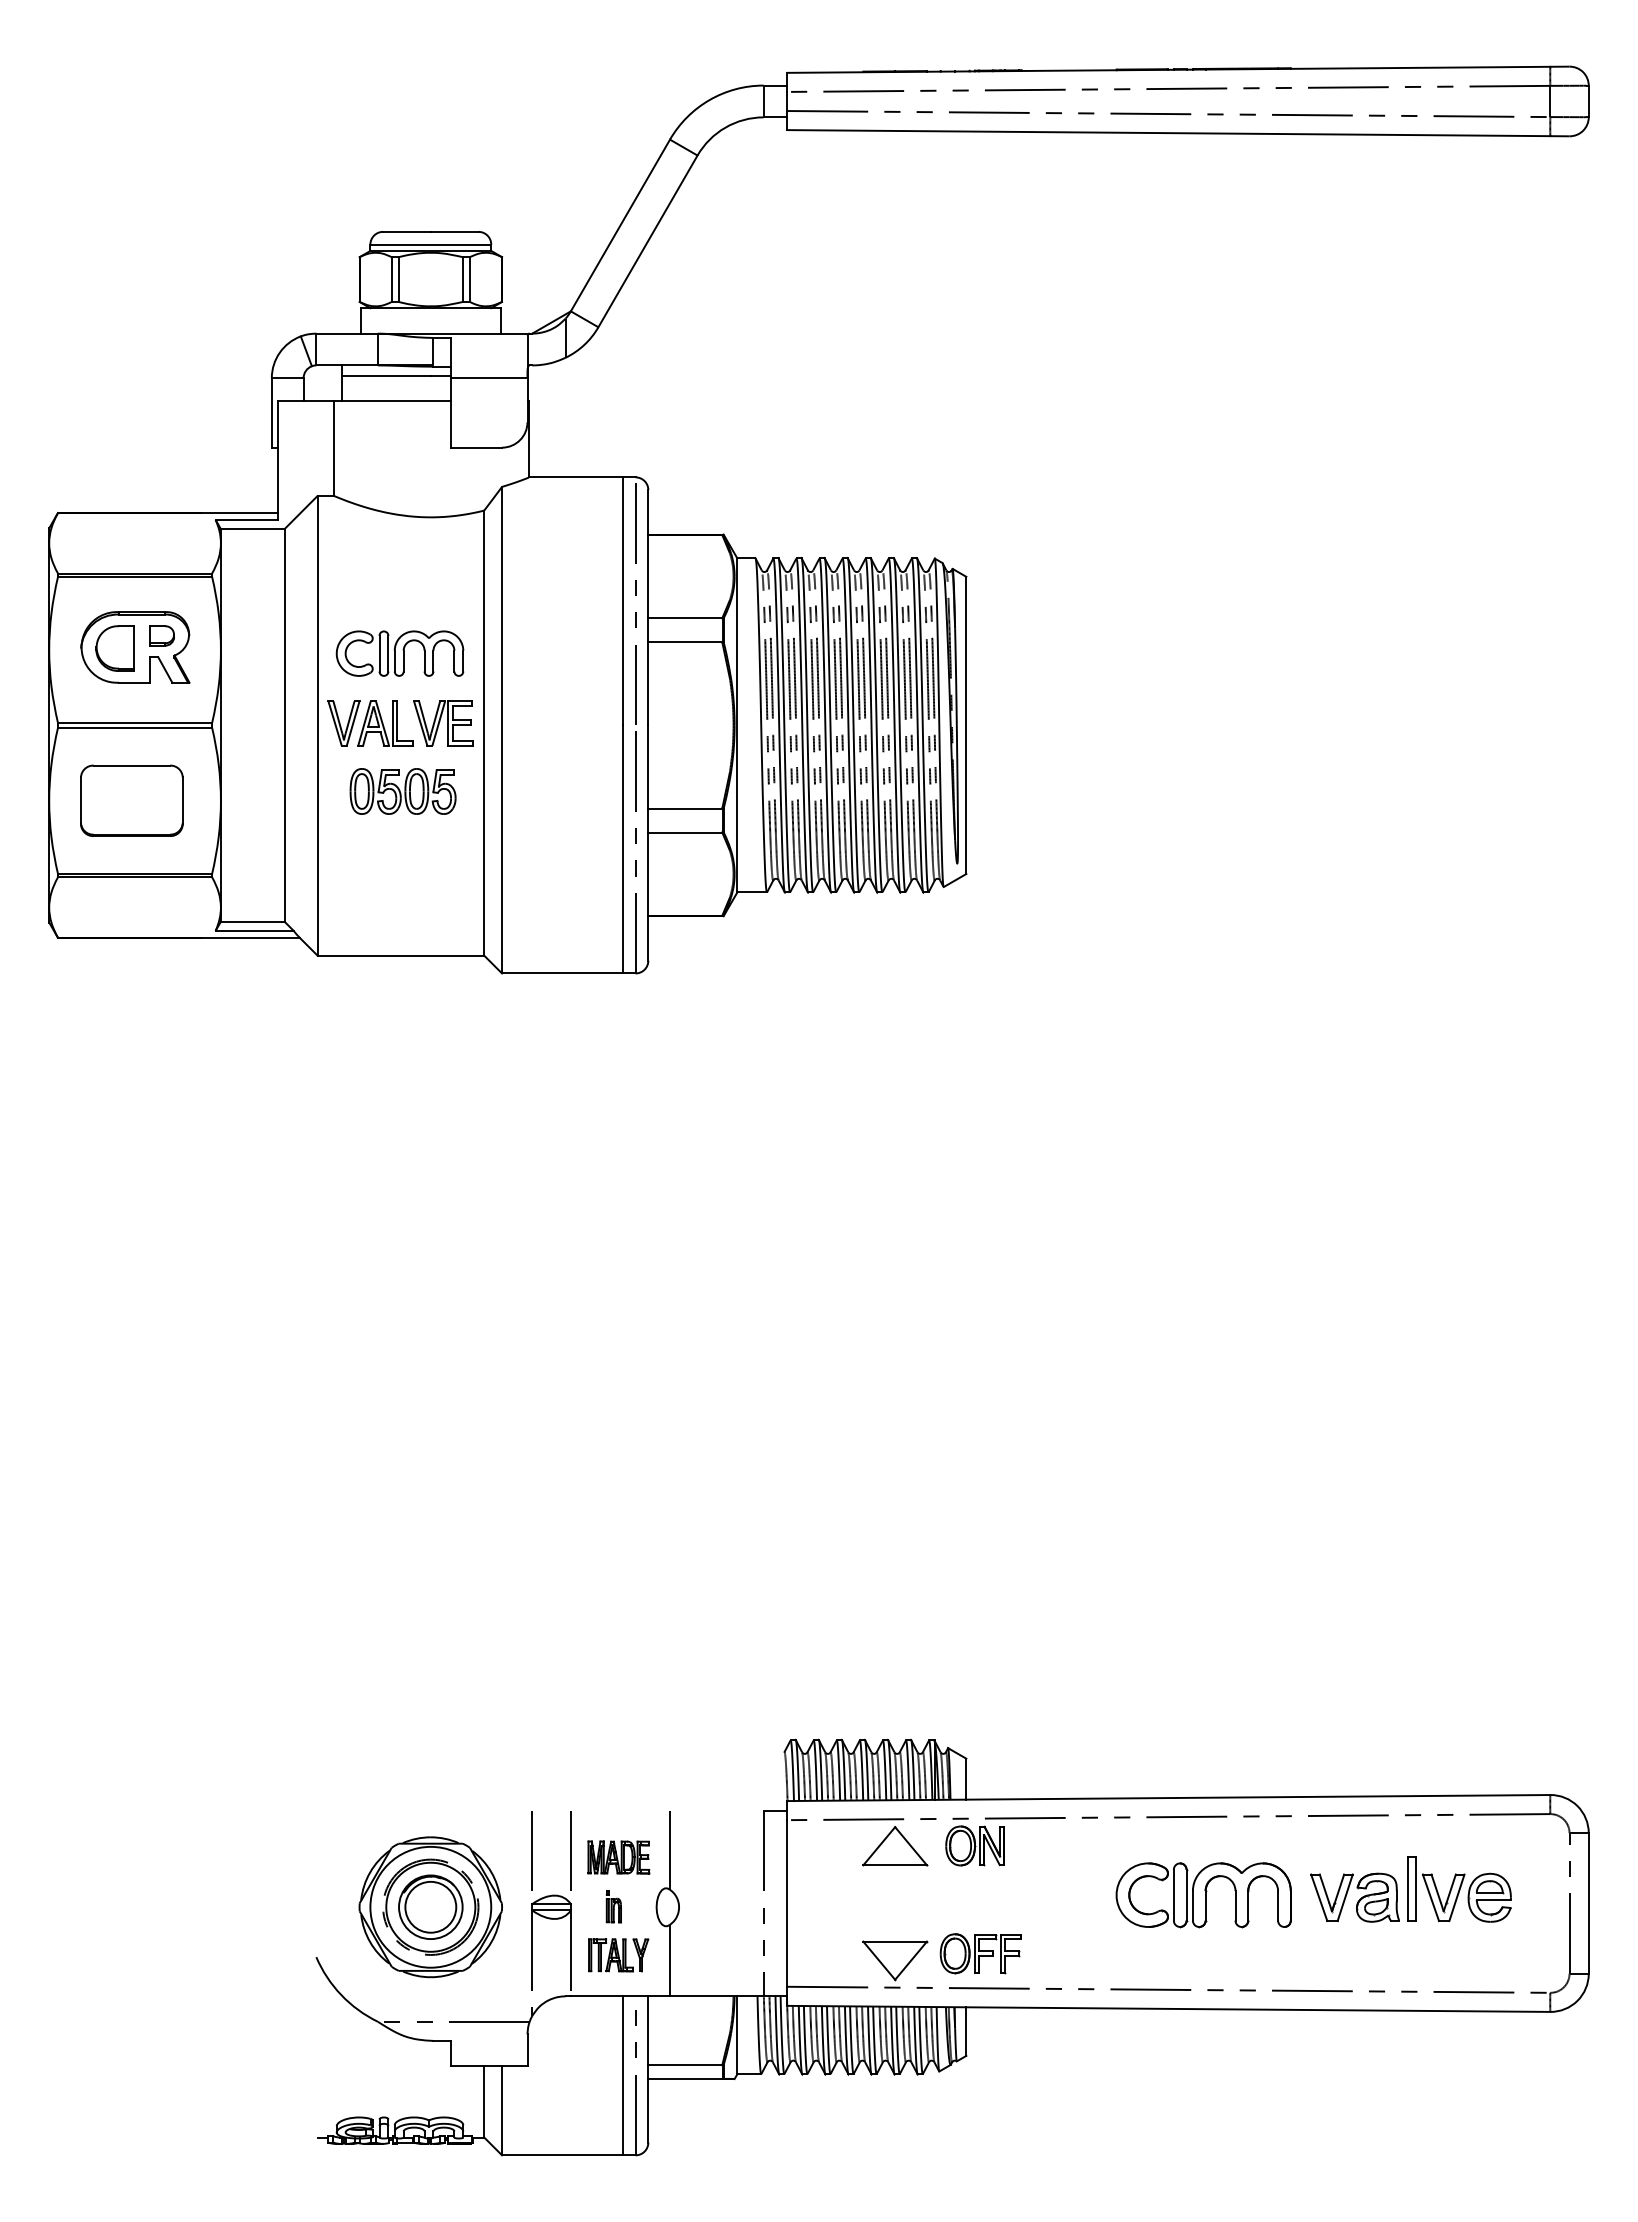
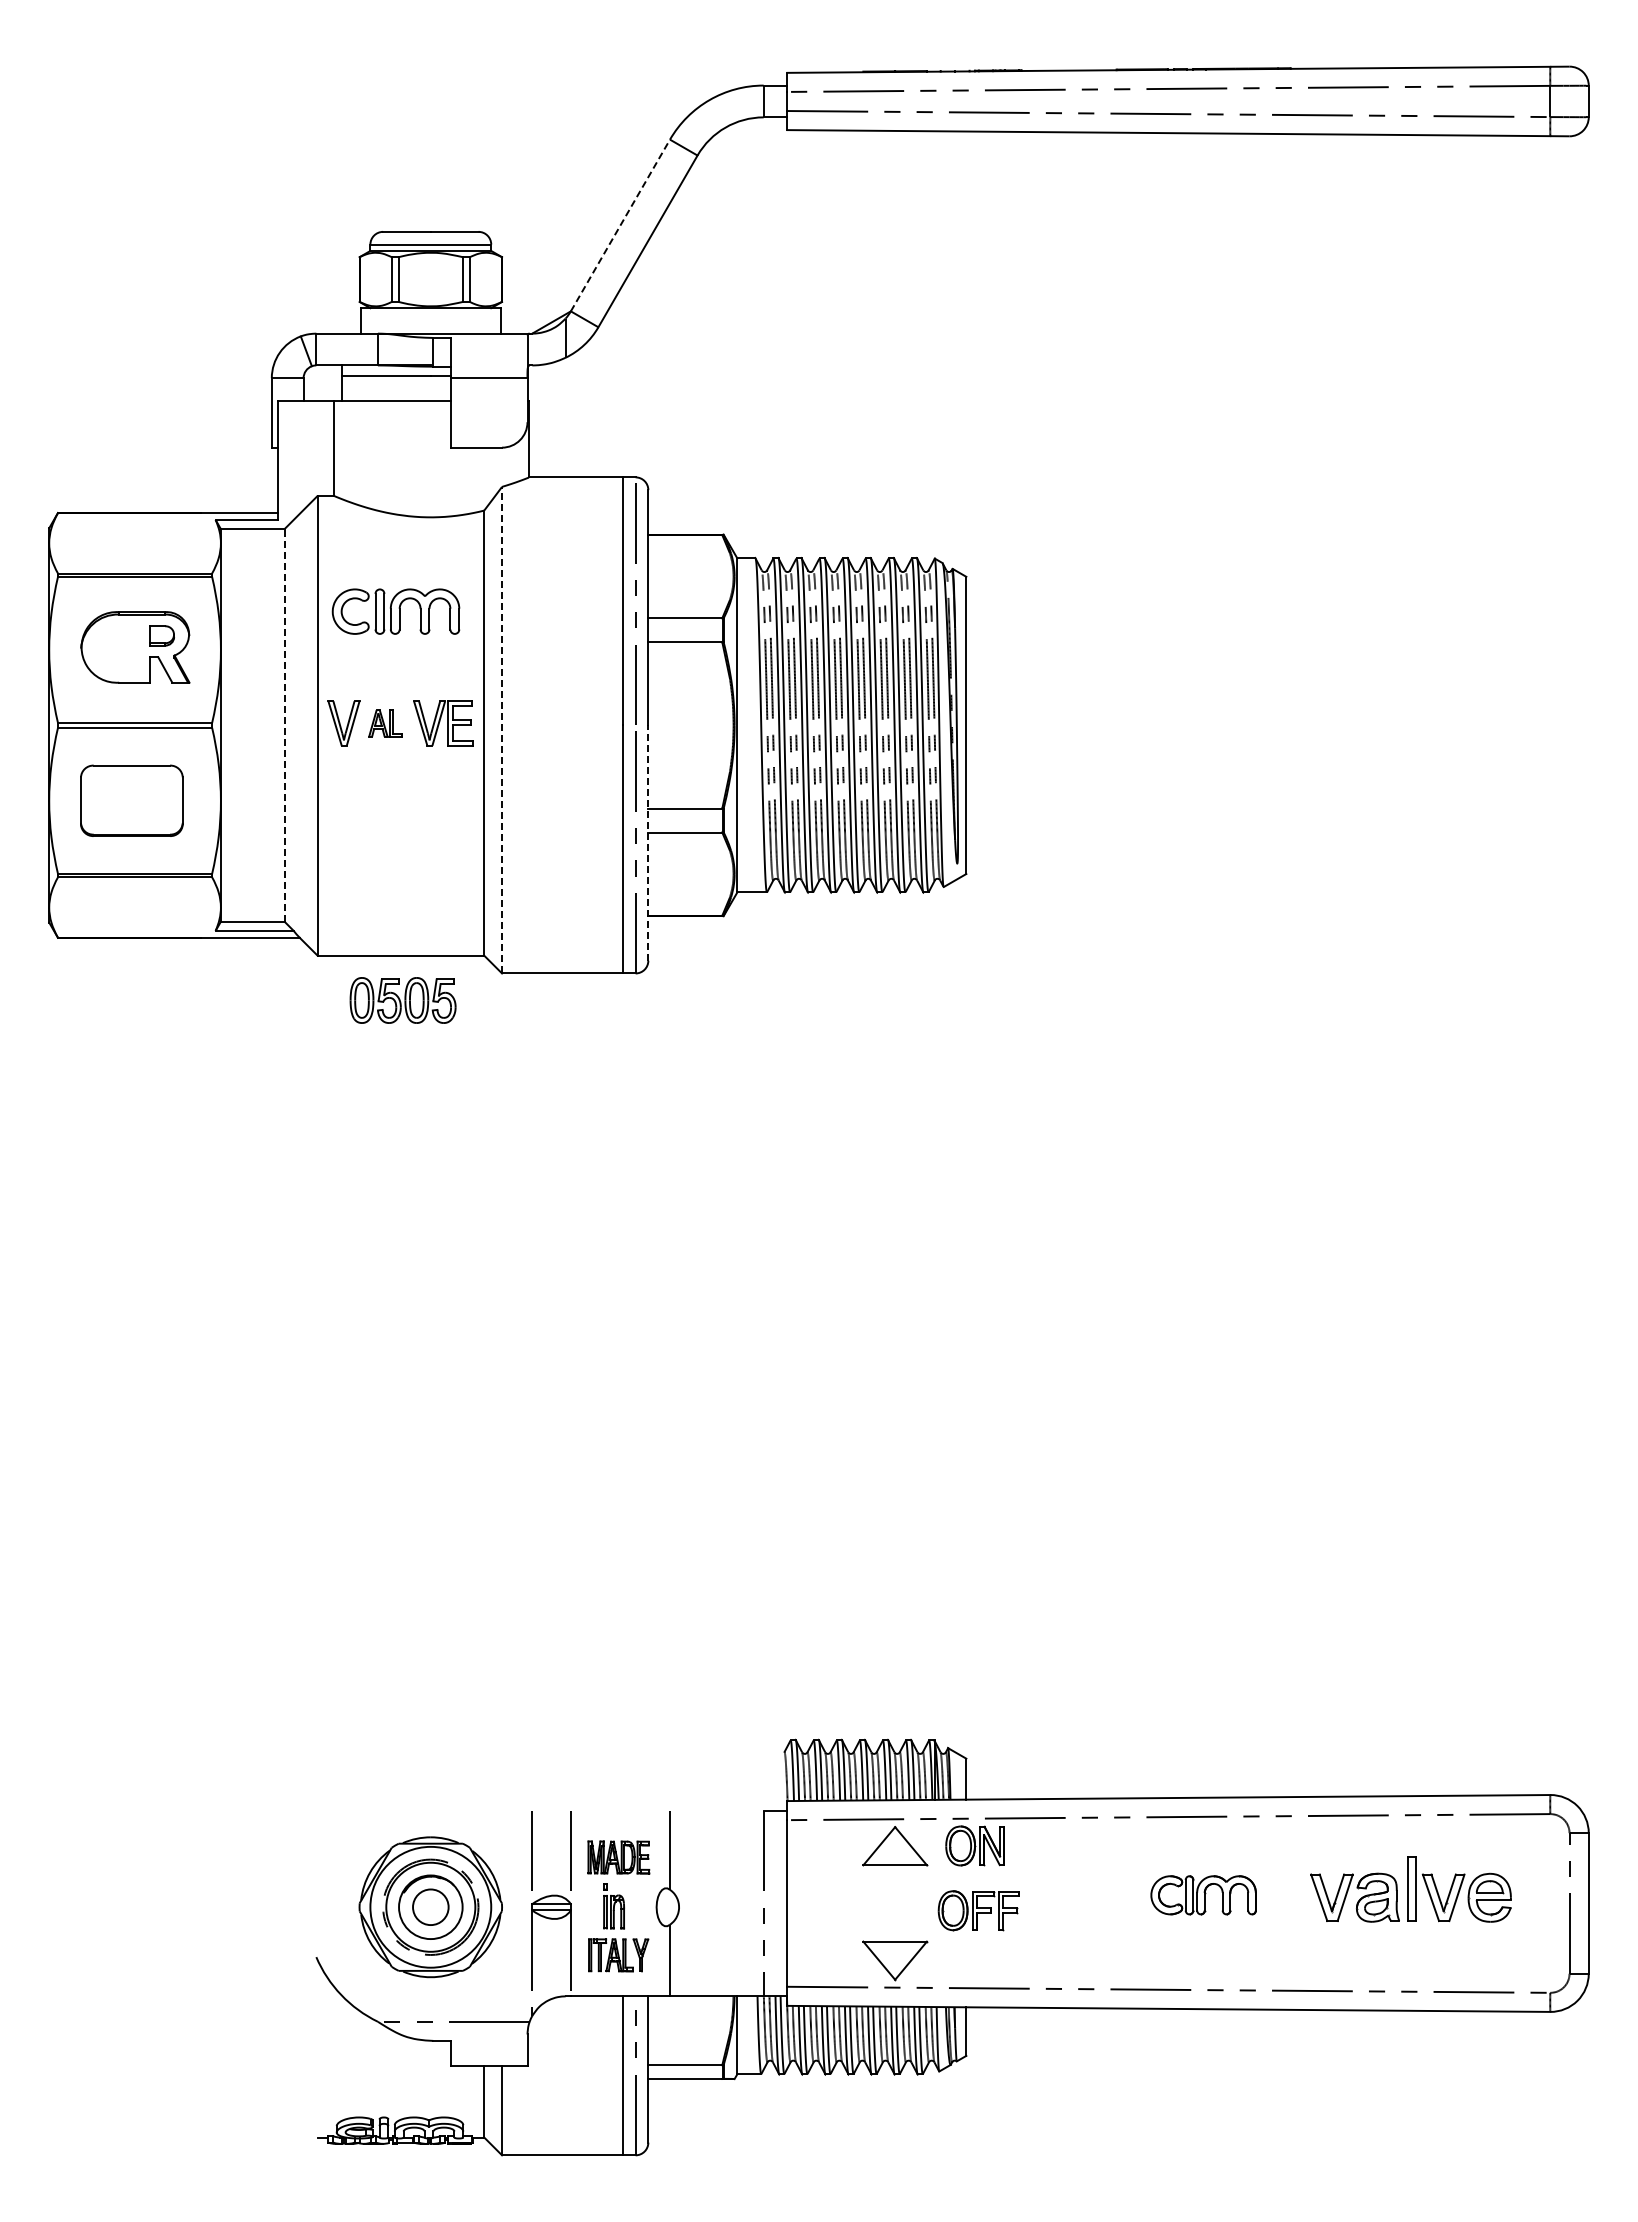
line: solid -> dashed (620, 225)
part: present -> none (114, 648)
part position: (399, 653) -> (395, 611) (395, 611)
part size: 57x47 px -> 35x29 px (385, 723)
line: solid -> dashed (284, 724)
line: solid -> dashed (502, 729)
part position: (402, 791) -> (402, 1000) (402, 1000)
line: solid -> dashed (648, 843)
part size: 177x67 px -> 107x41 px (1203, 1895)
circle diameter: 51 px -> 36 px (430, 1907)
part size: 17x34 px -> 22x47 px (613, 1906)
part position: (980, 1953) -> (978, 1910) (978, 1910)
